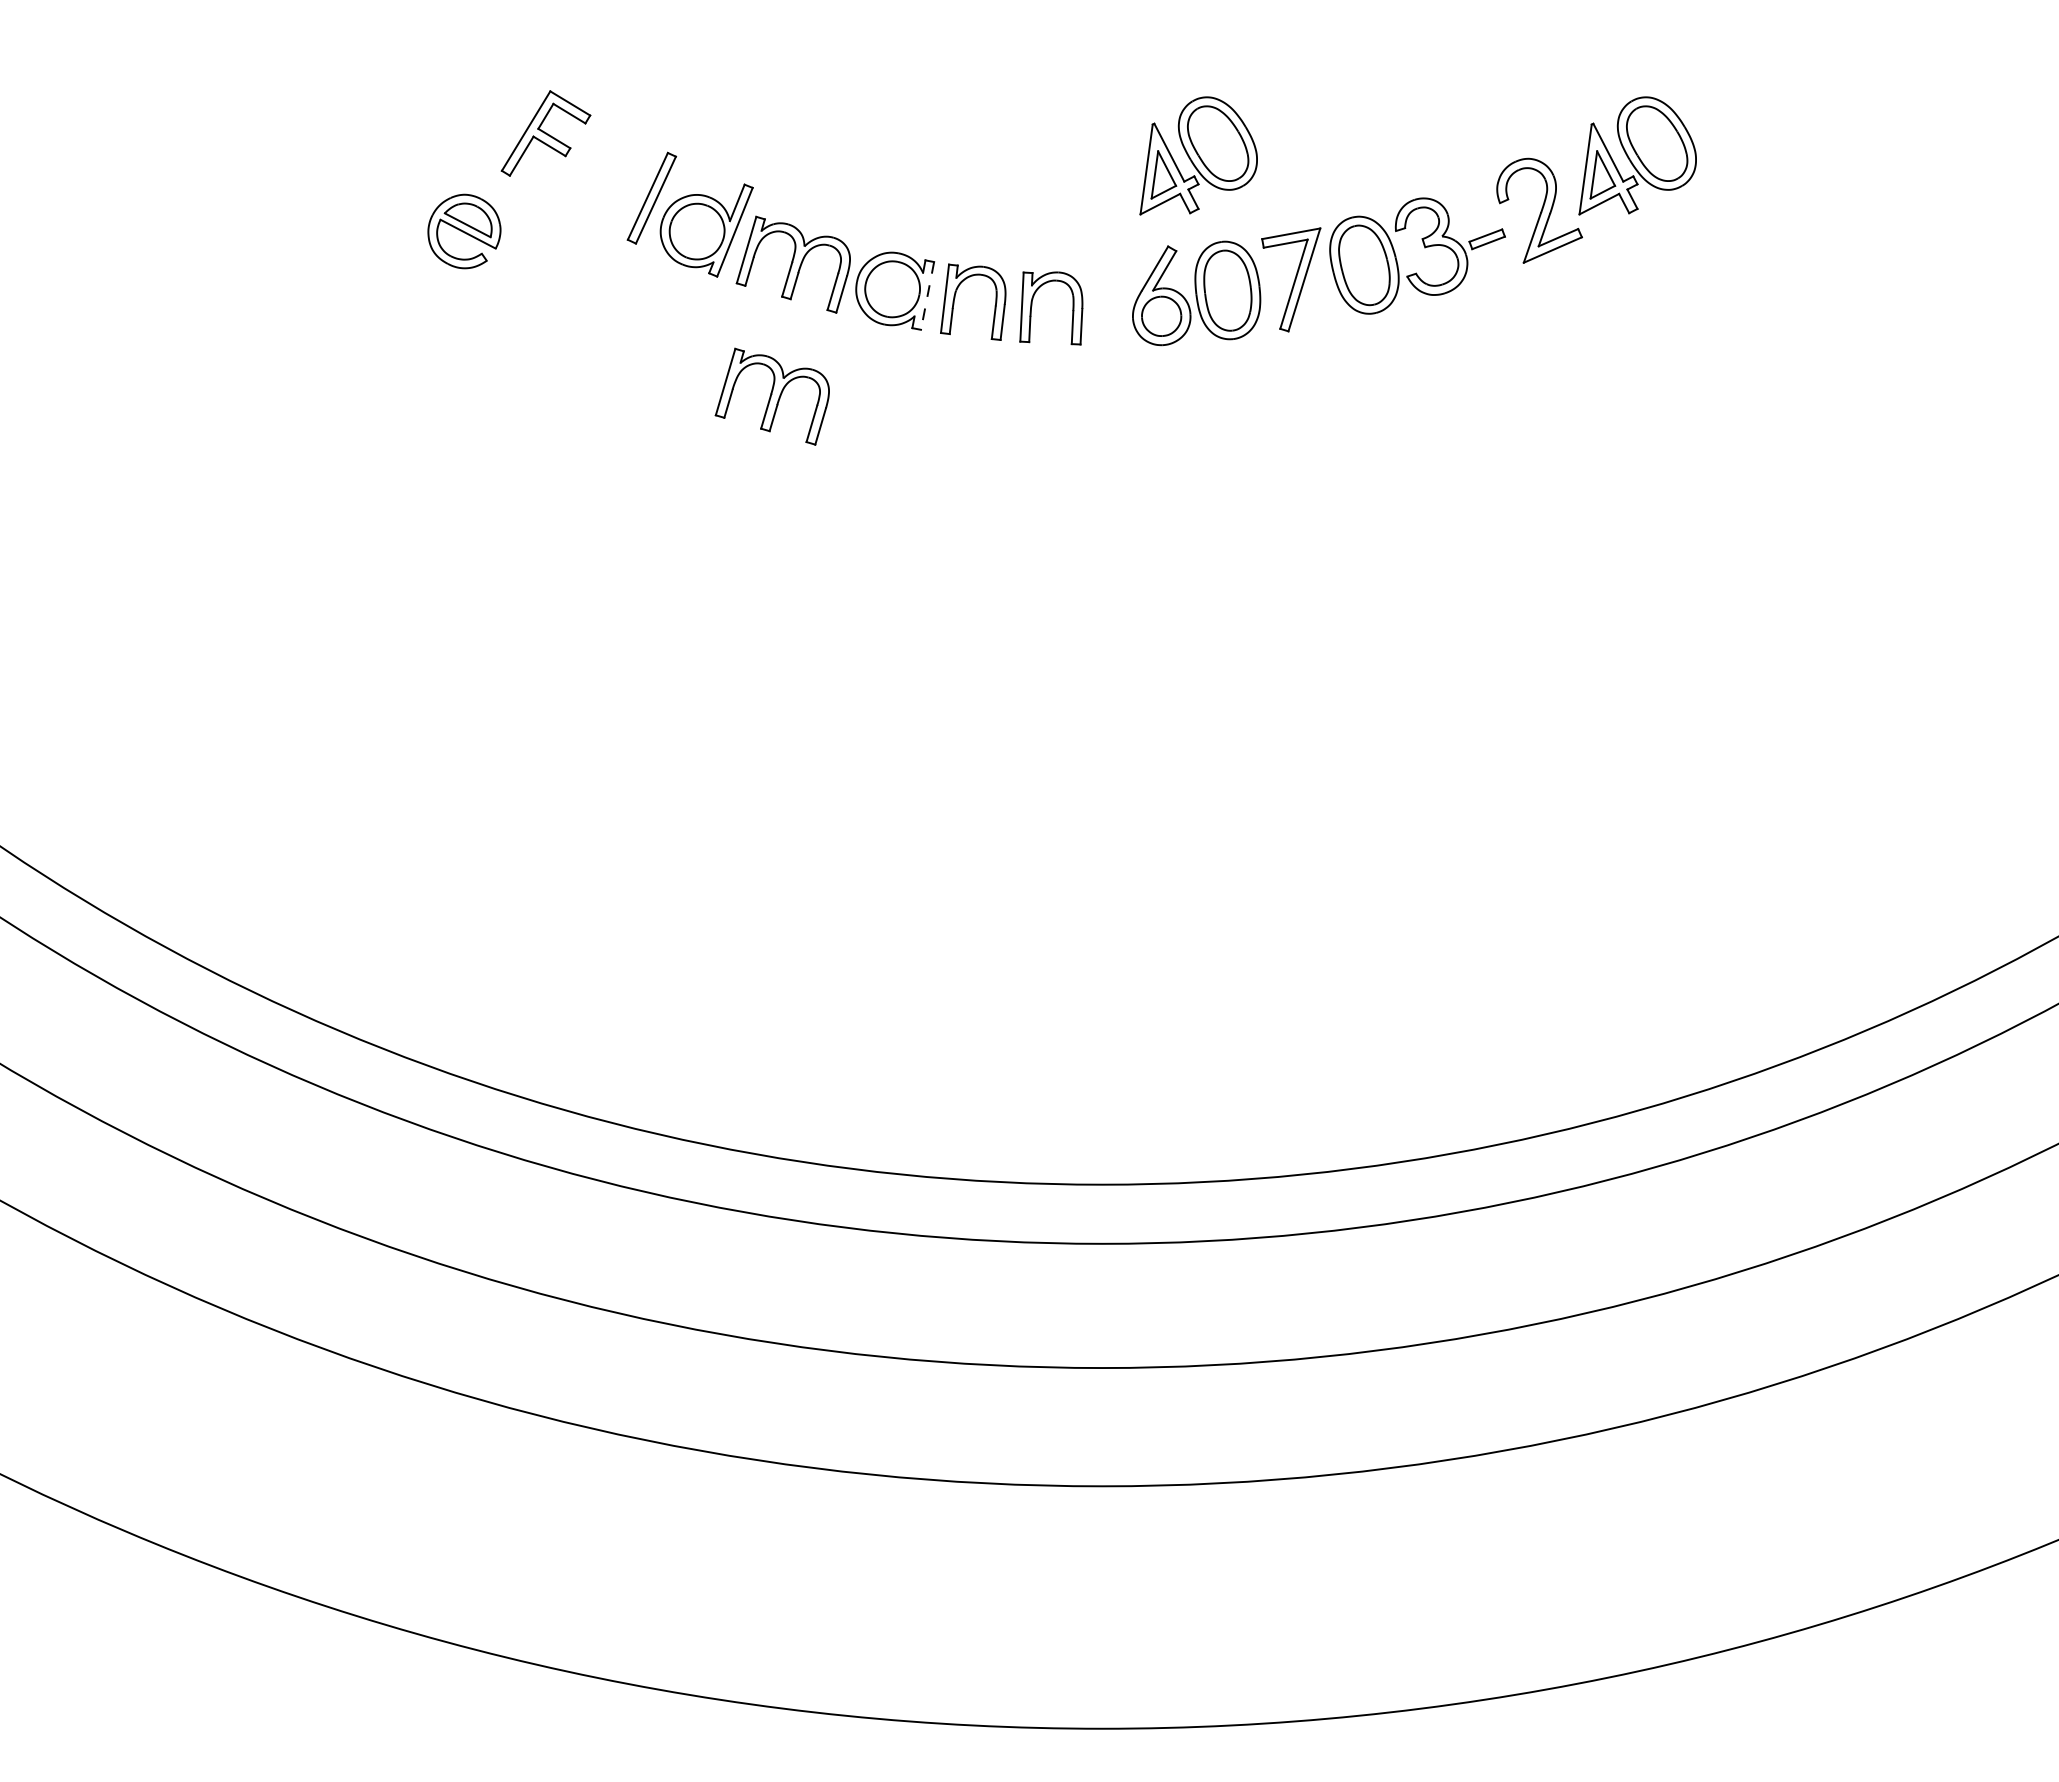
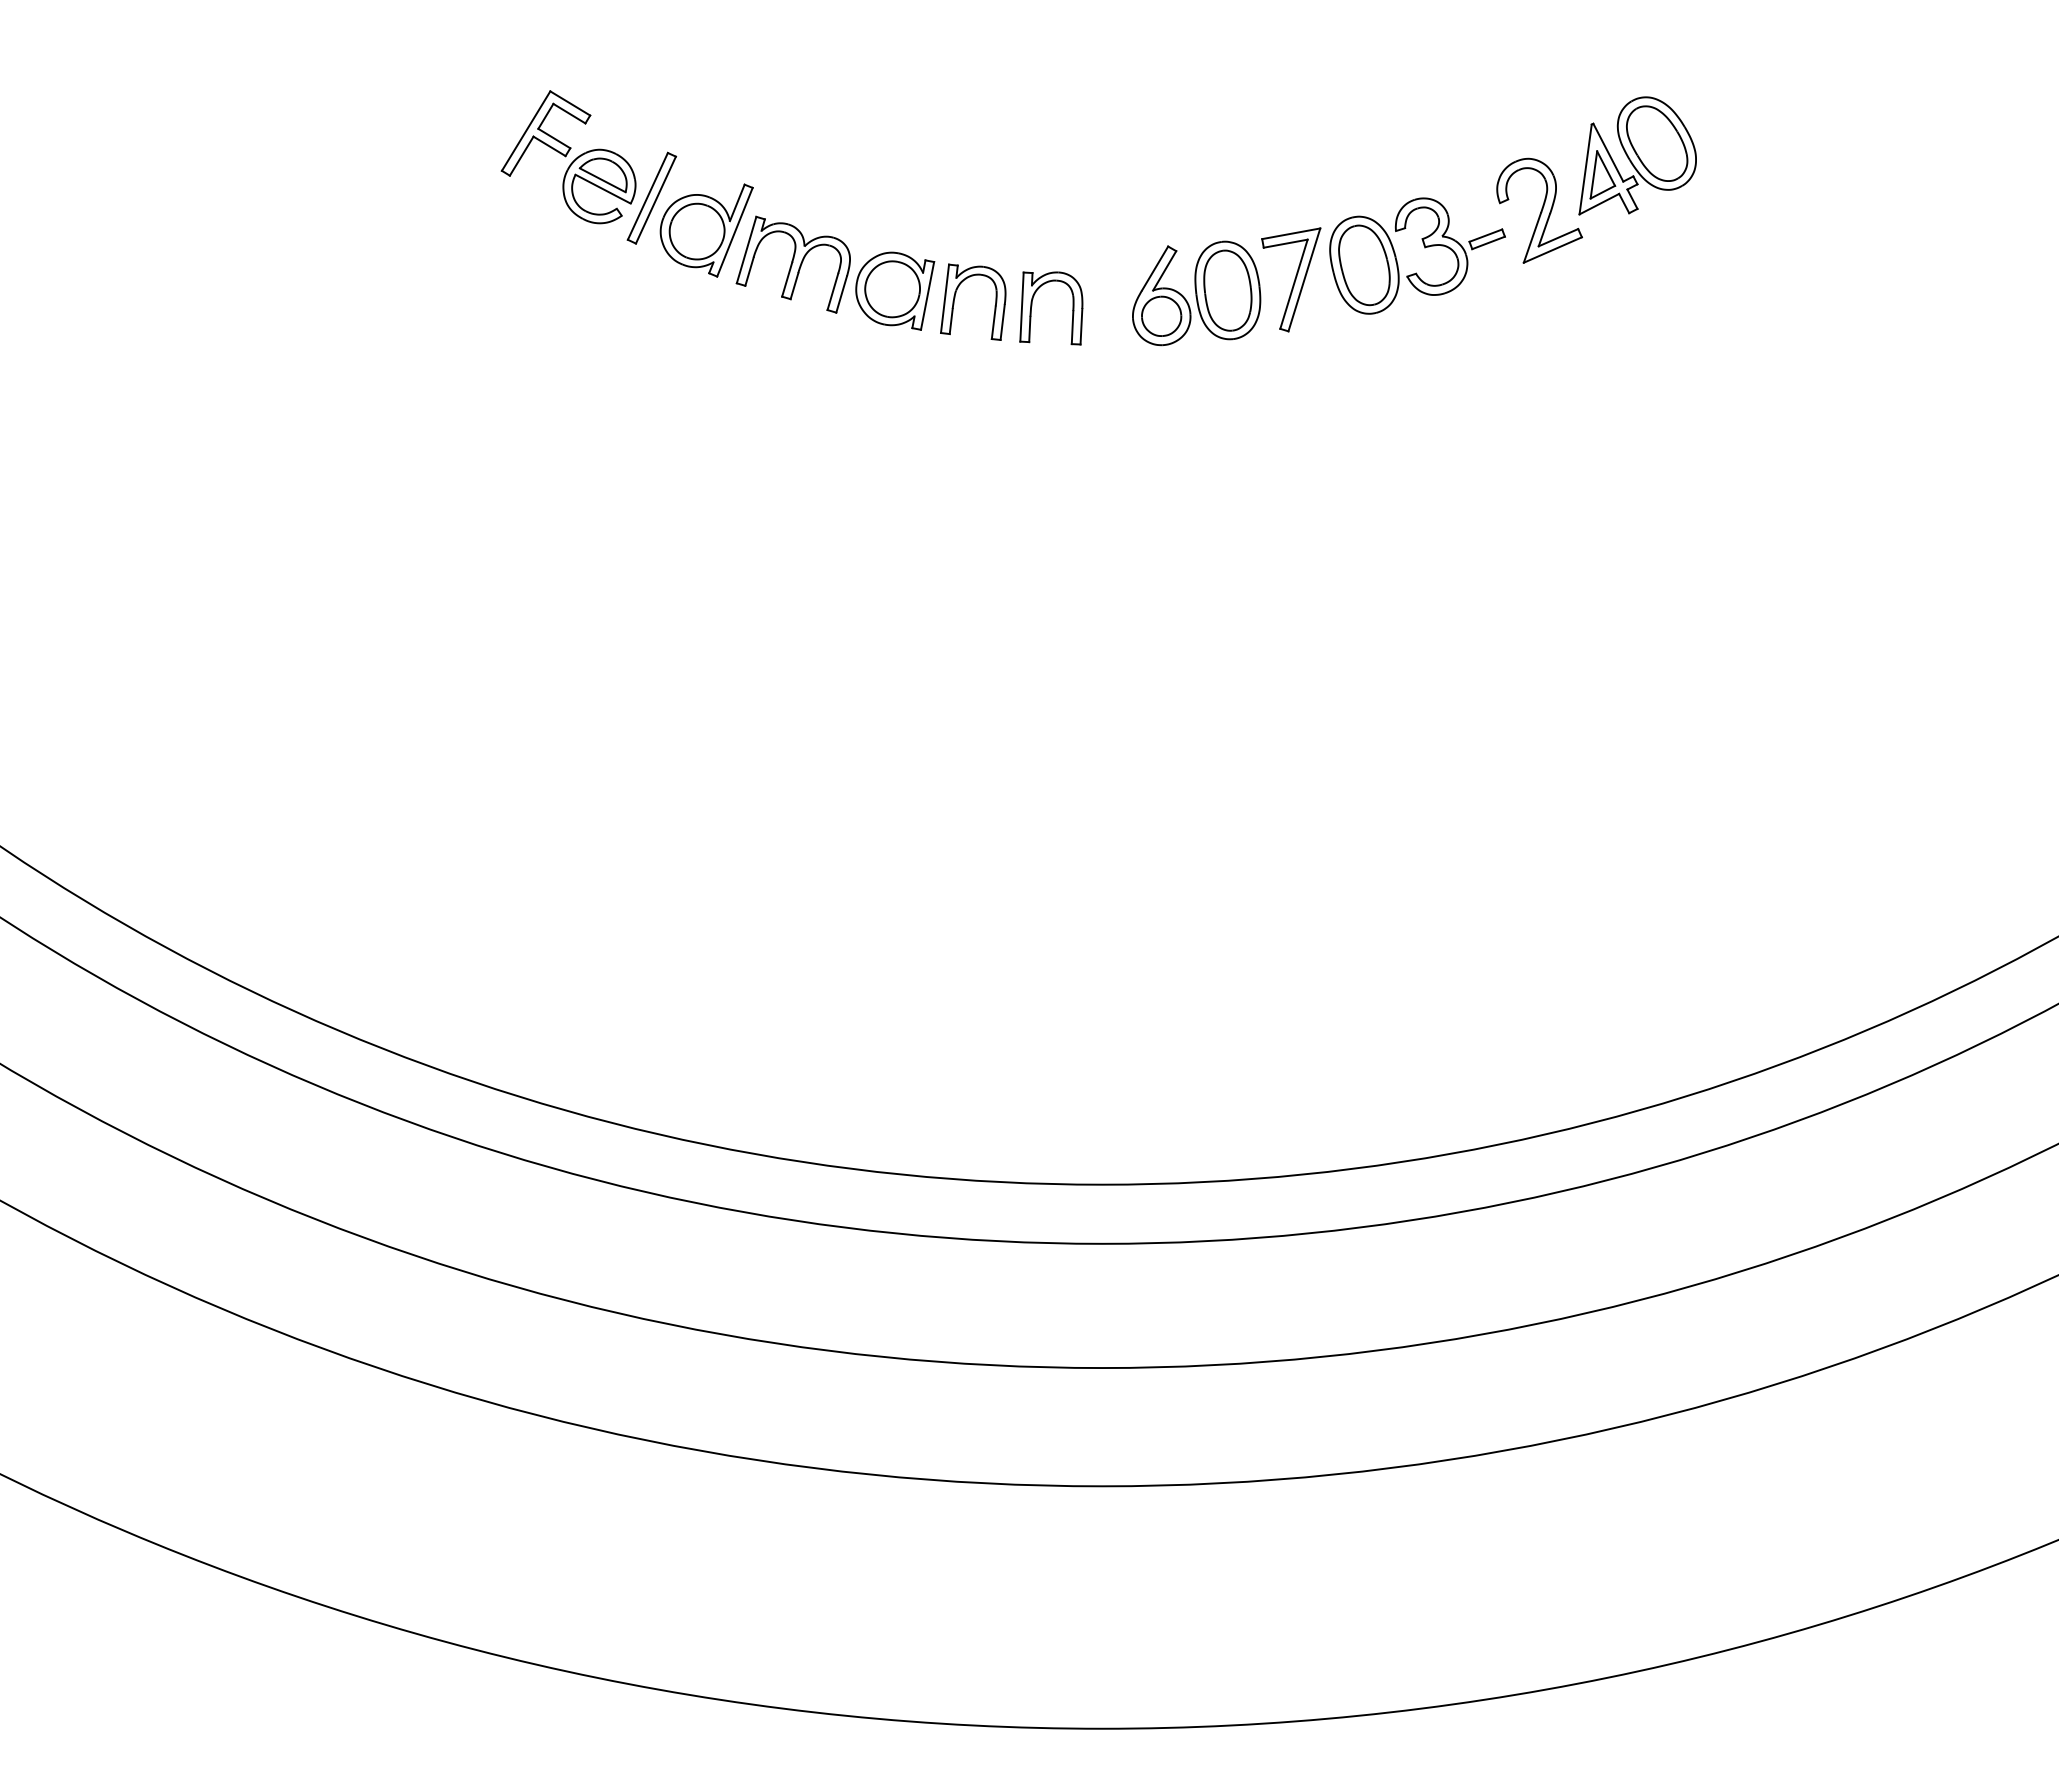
part: present -> none (1198, 155)
part position: (464, 231) -> (599, 186) (599, 186)
line: dashed -> solid (927, 295)
part: present -> none (771, 396)
